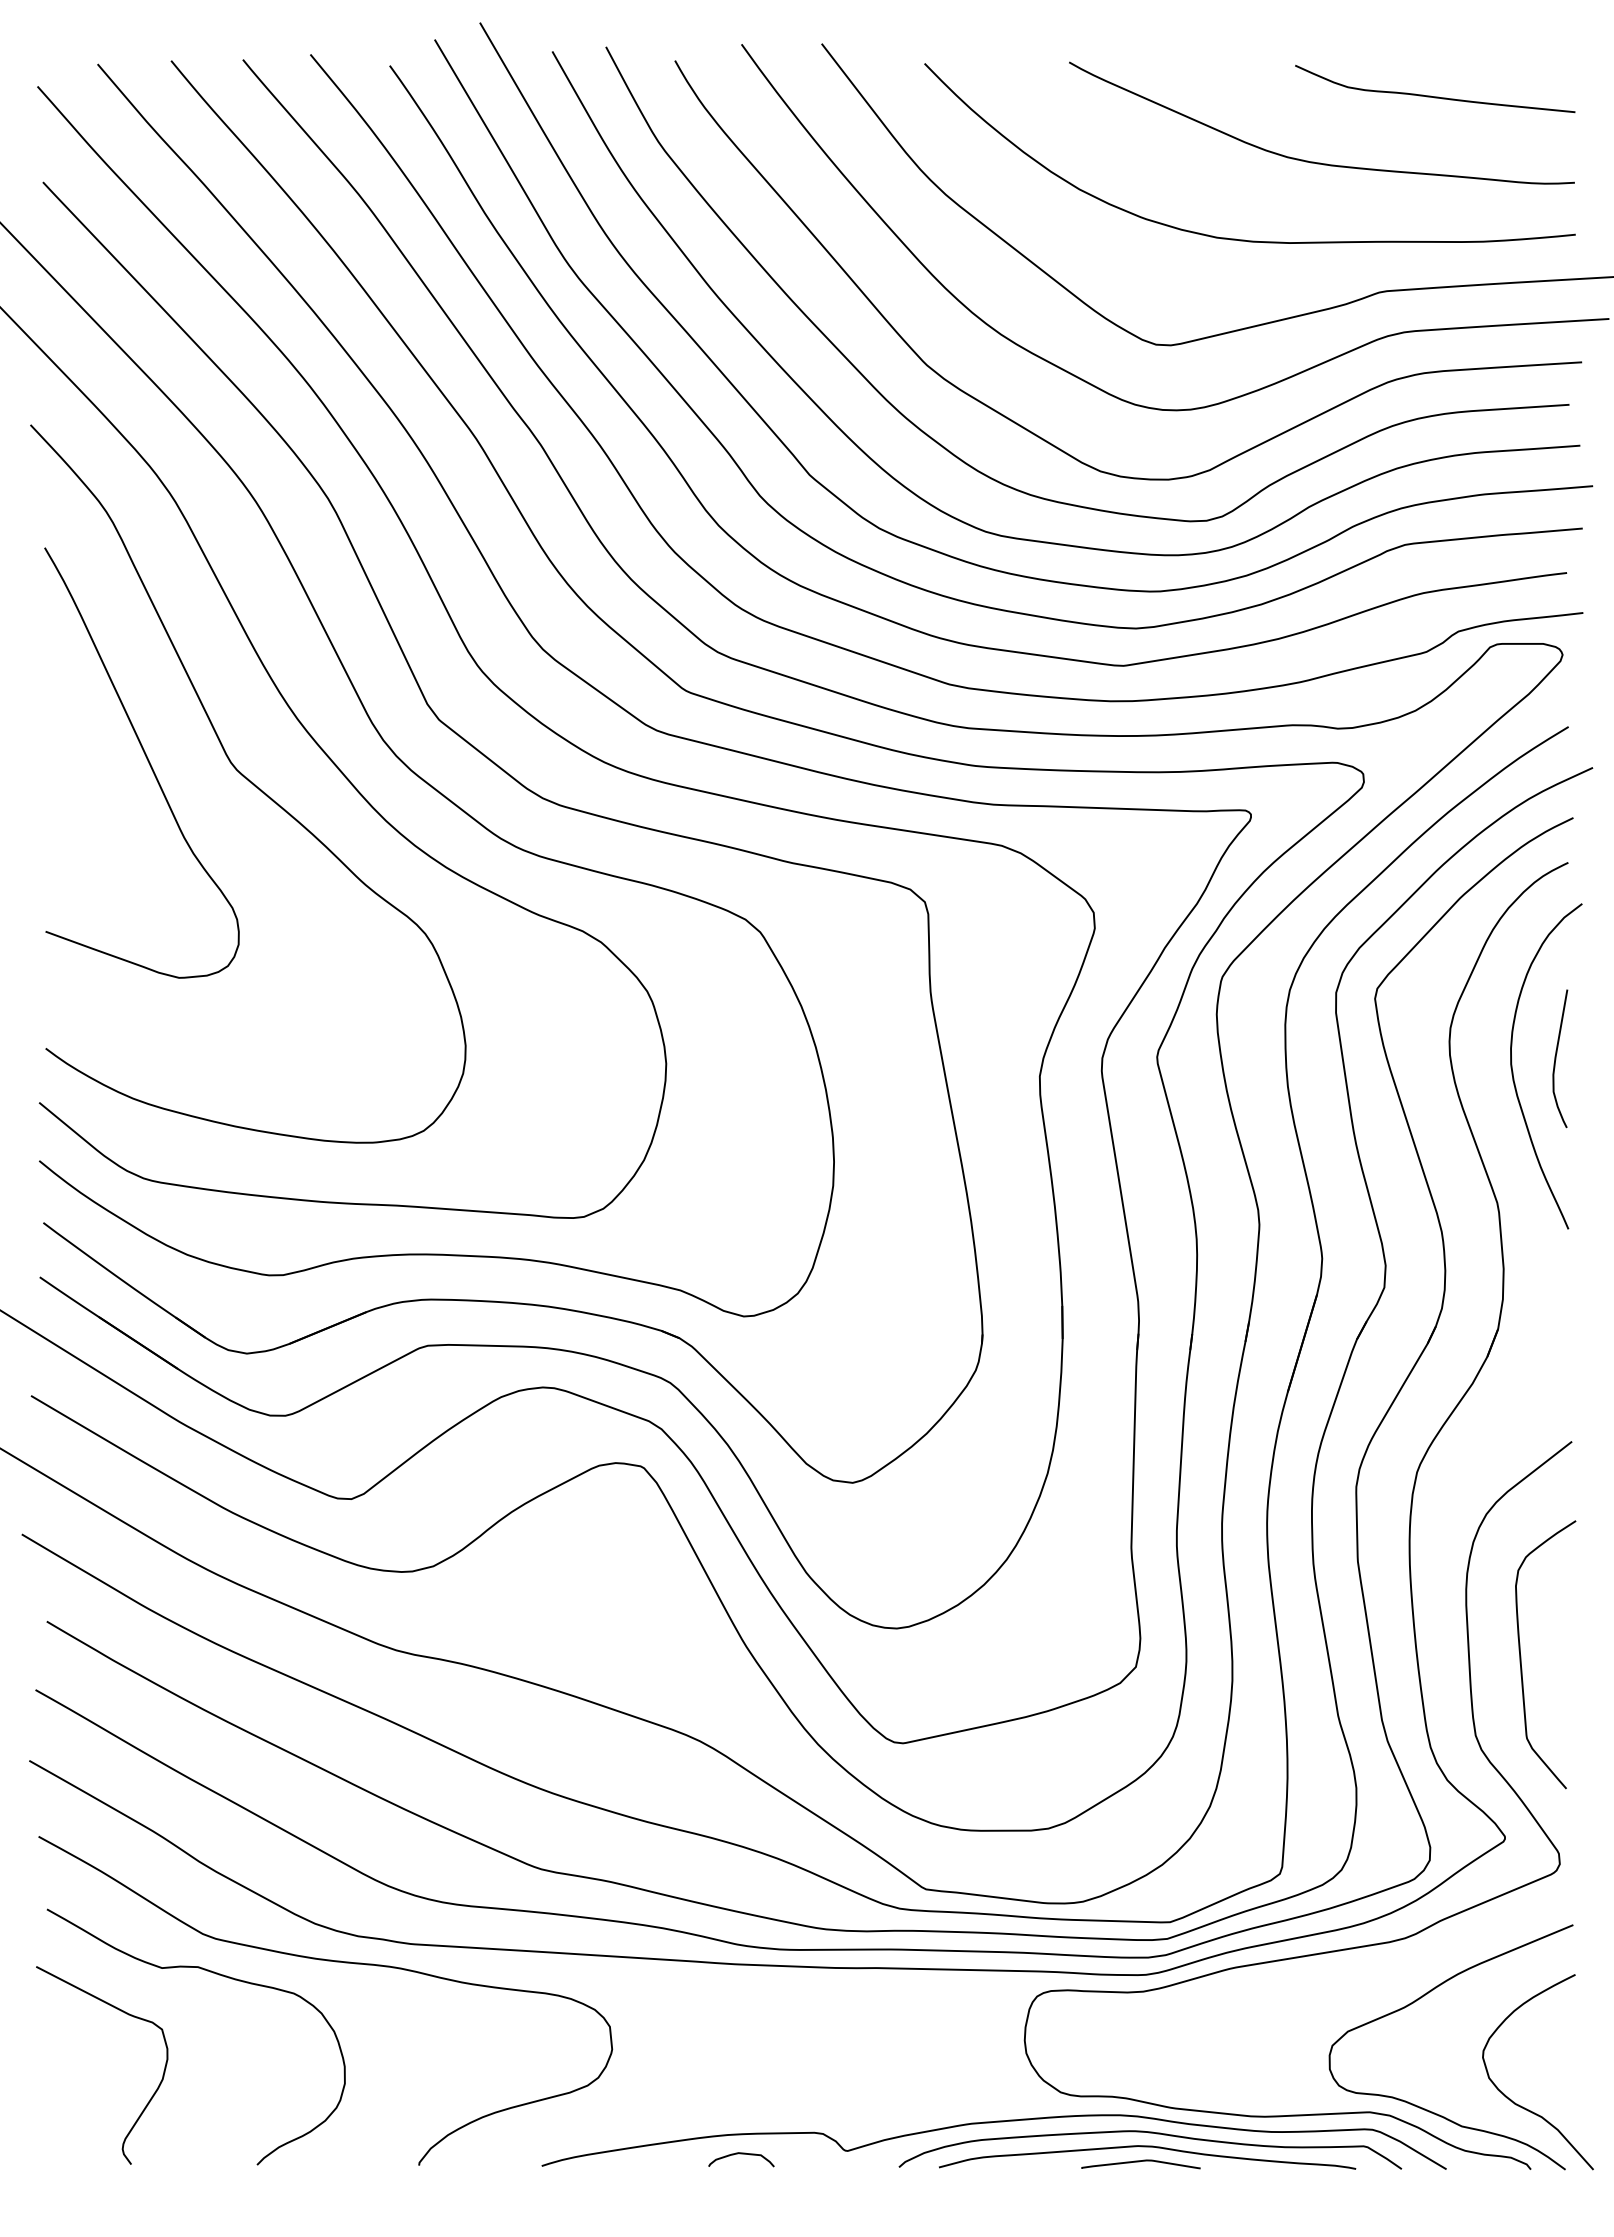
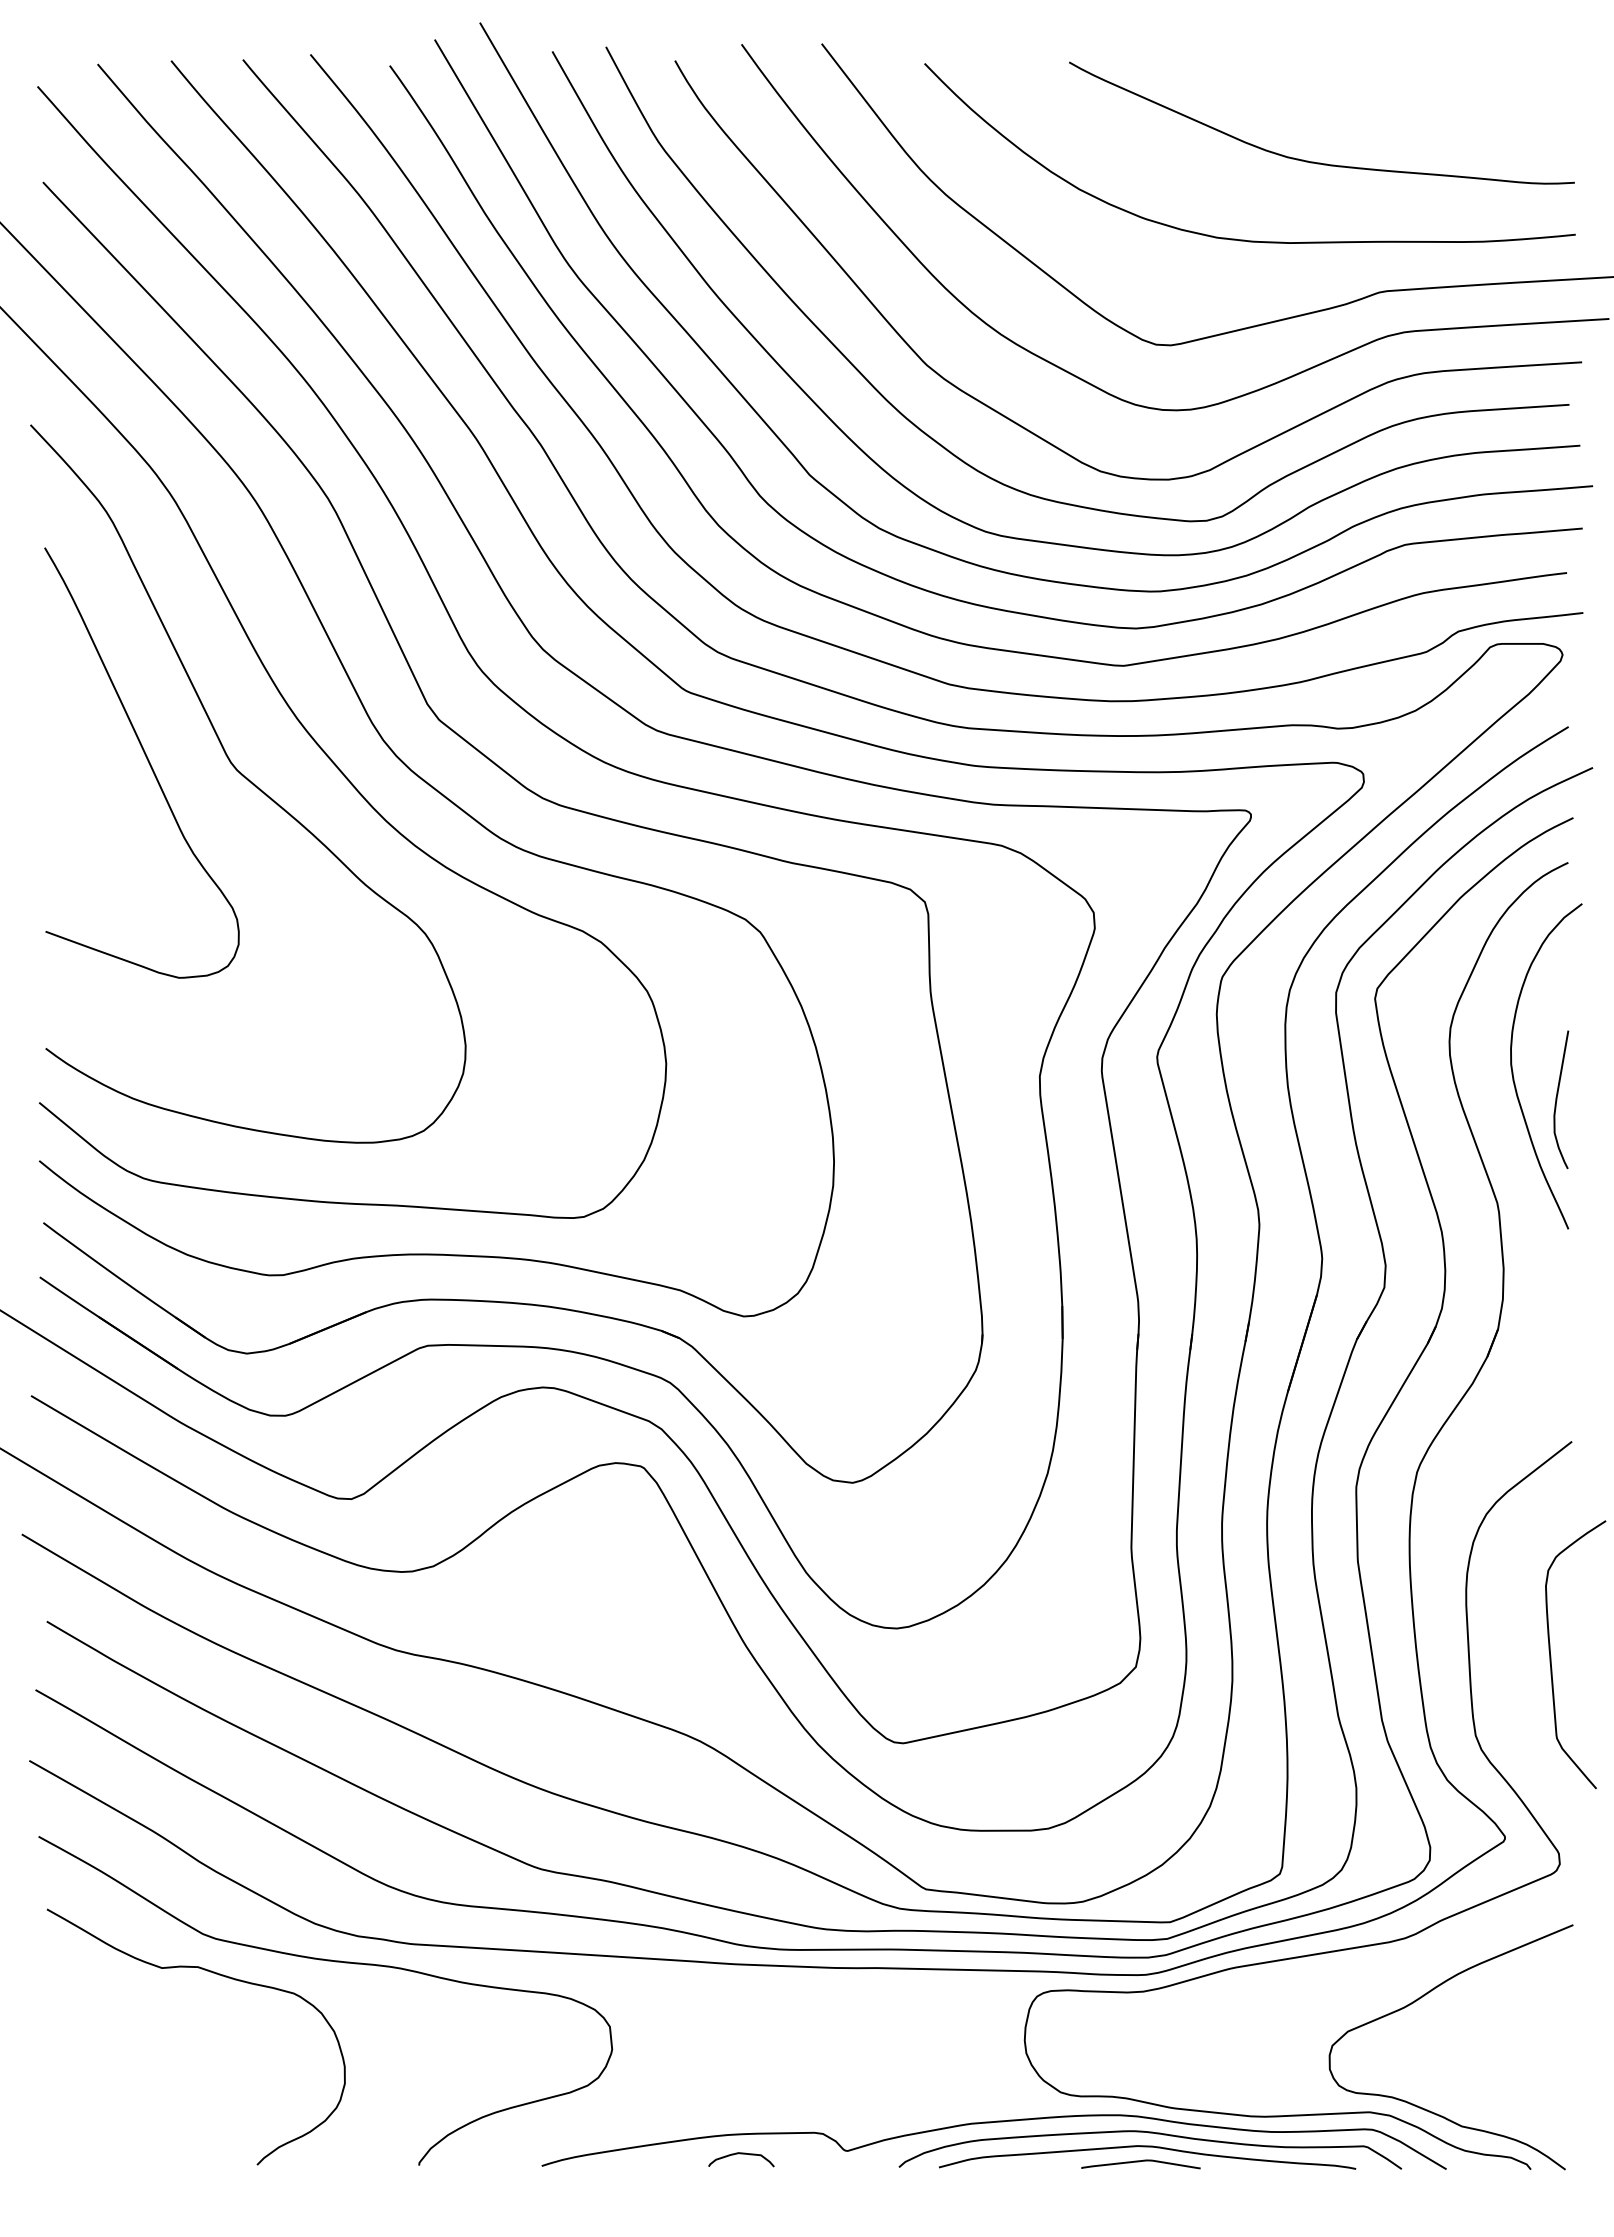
curve: present -> none (1435, 96)
curve position: (1556, 1058) -> (1557, 1099) (1557, 1099)
curve position: (1521, 1655) -> (1551, 1655) (1551, 1655)
curve: present -> none (128, 2015)
curve: present -> none (1520, 2105)
